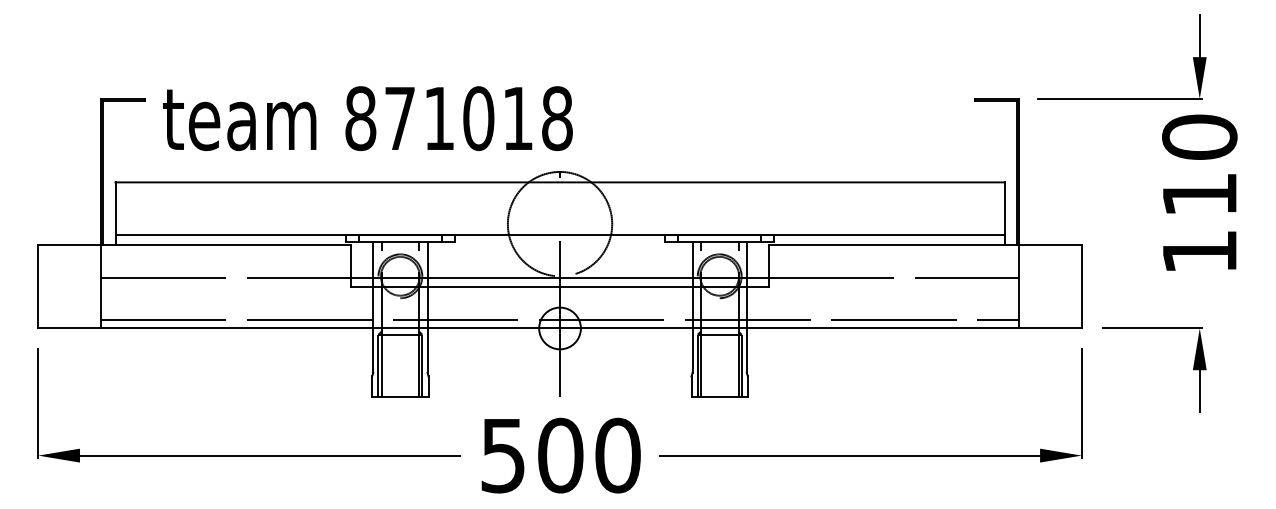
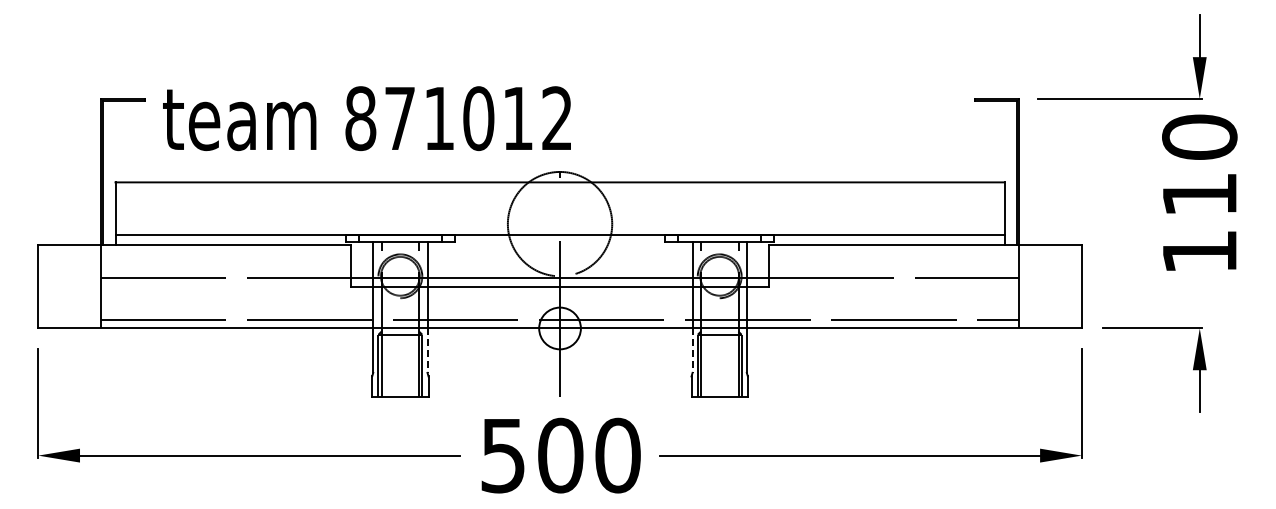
text: 871018 -> 871012 (557, 118)
line: solid -> dashed (427, 351)
line: solid -> dashed (692, 351)
